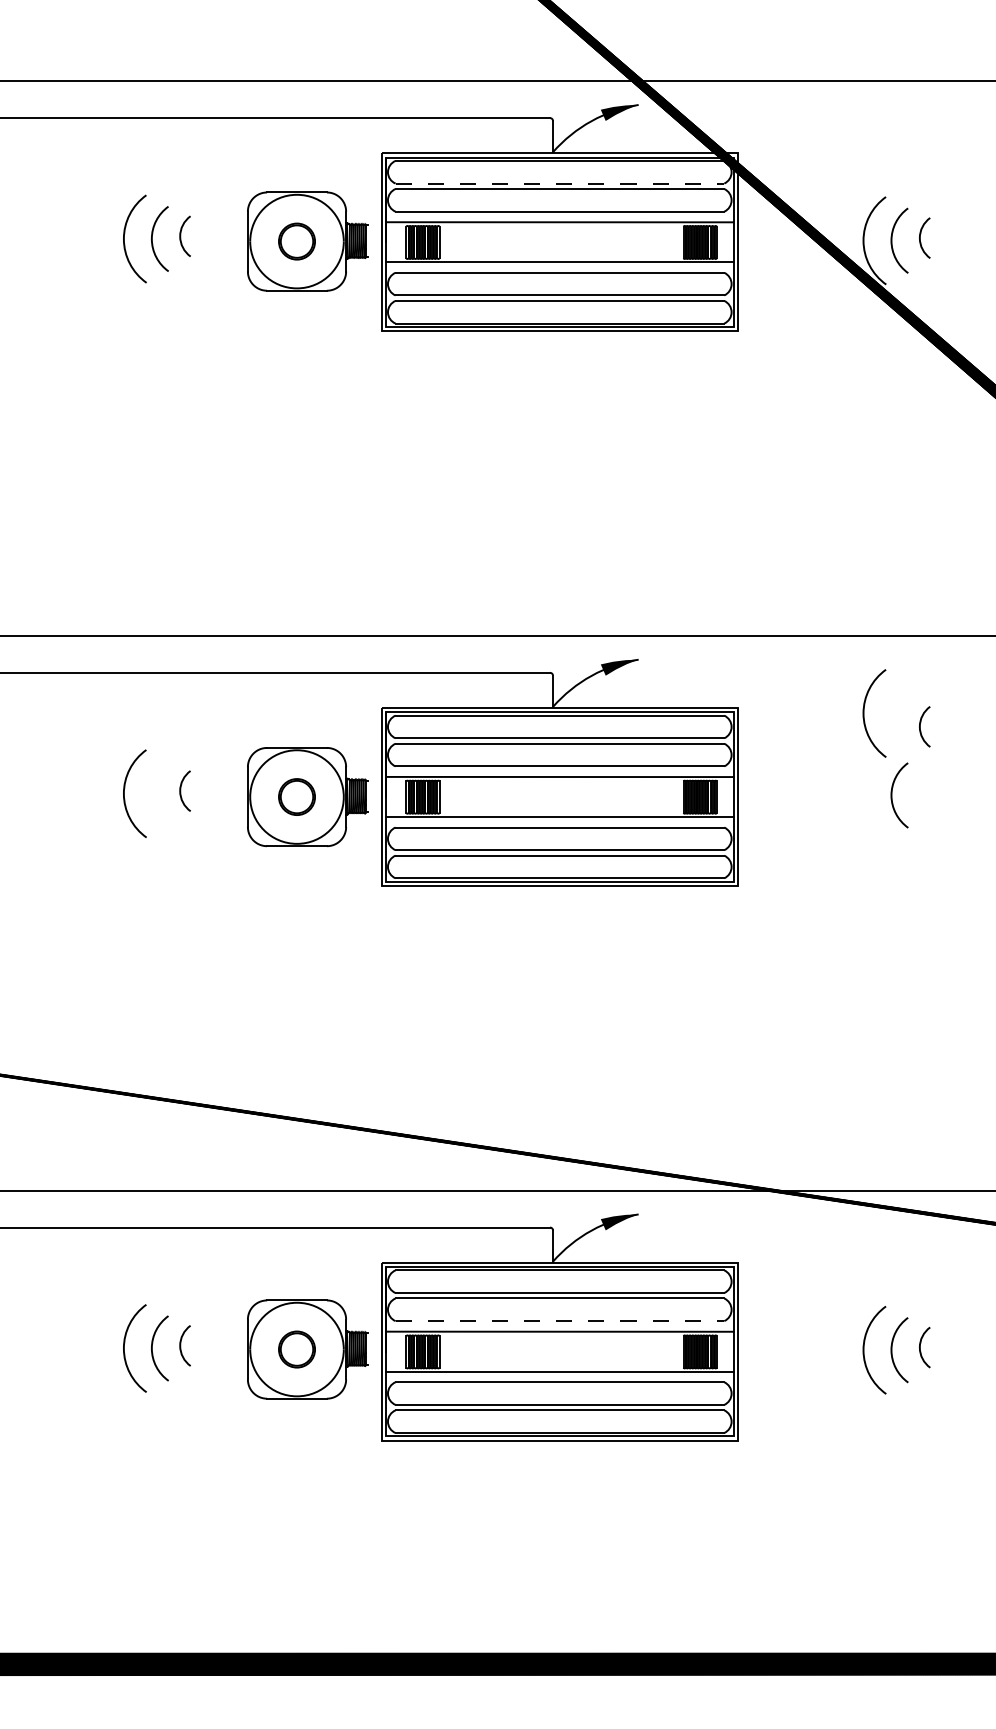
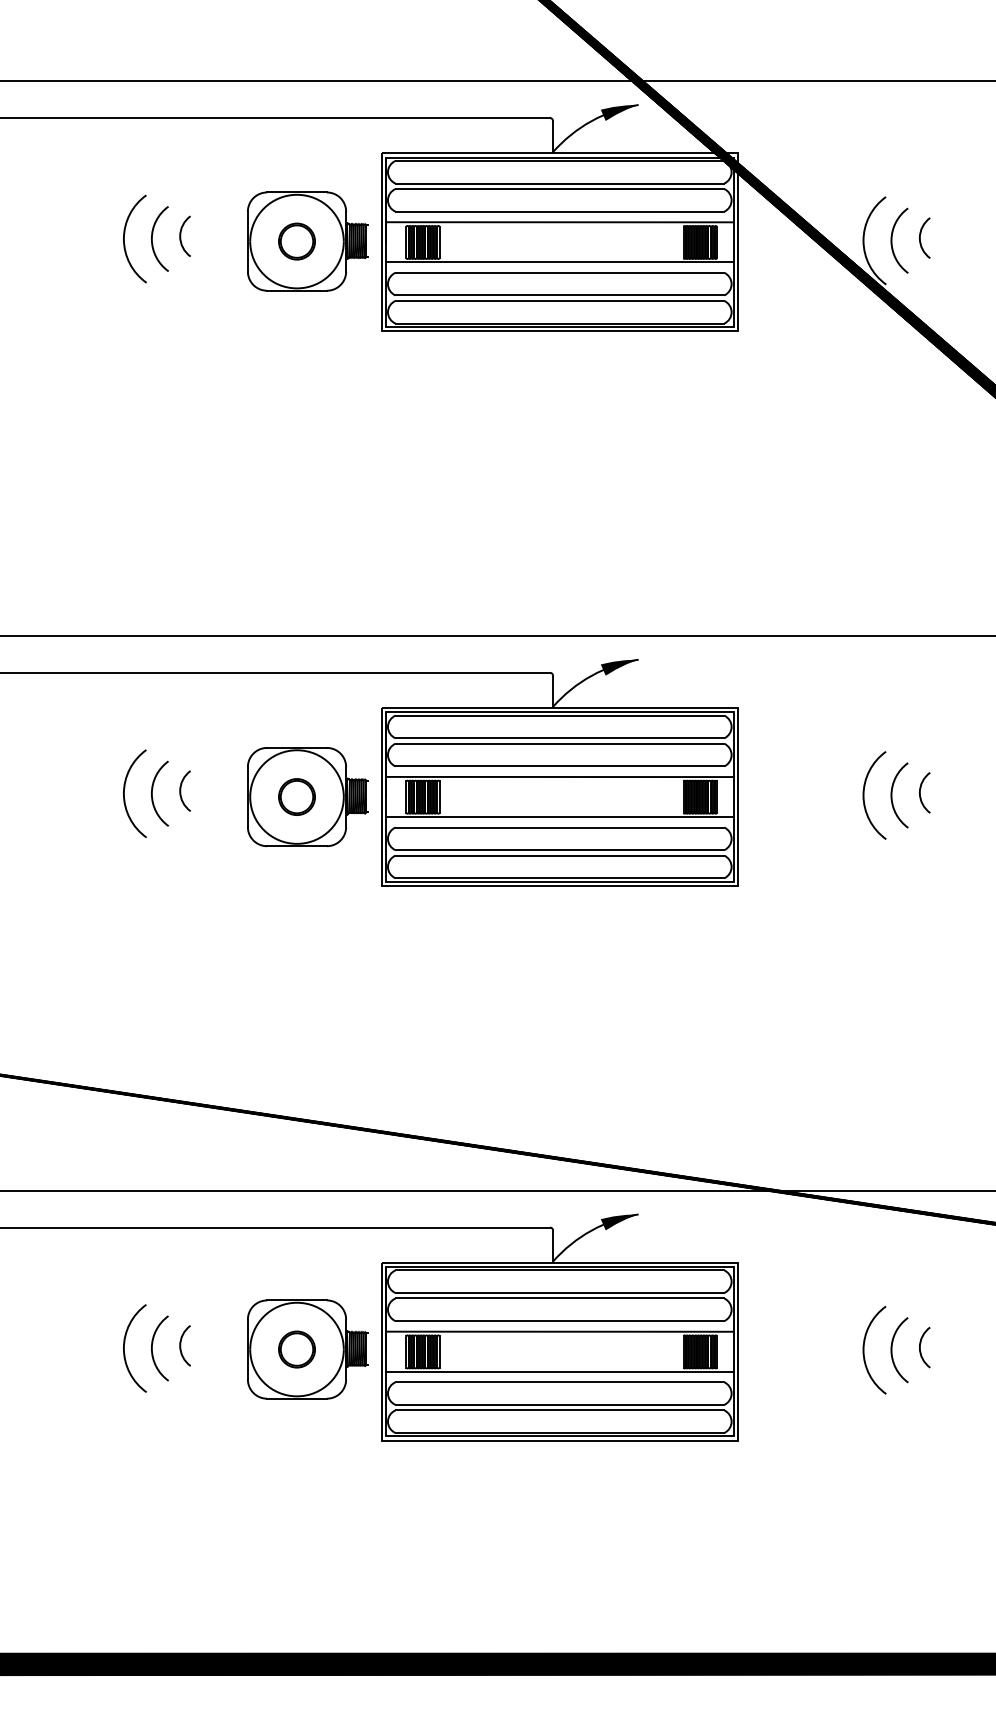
line: dashed -> solid (560, 183)
arc position: (864, 713) -> (864, 795) (864, 795)
arc position: (920, 726) -> (920, 792) (920, 792)
arc: none -> present (152, 793)
line: dashed -> solid (560, 1321)
